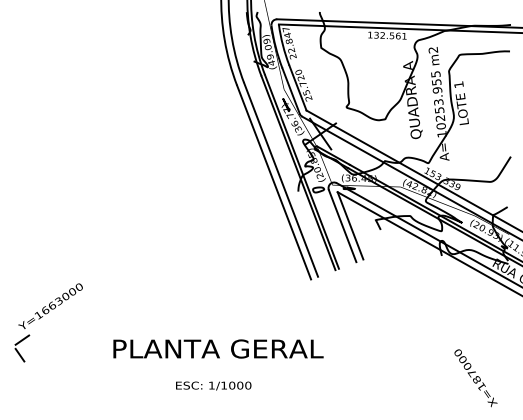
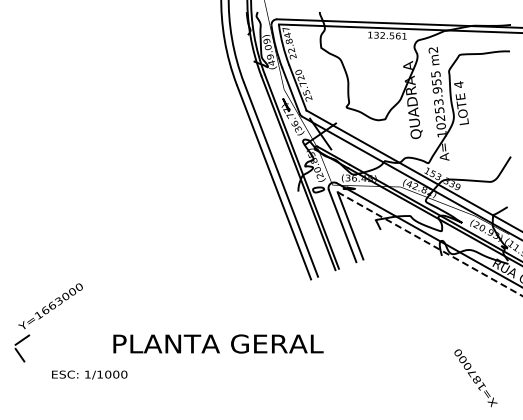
text: 1 -> 4 (458, 84)
line: solid -> dashed (430, 244)
text position: (218, 348) -> (218, 343) (218, 343)
text position: (213, 385) -> (89, 374) (89, 374)
